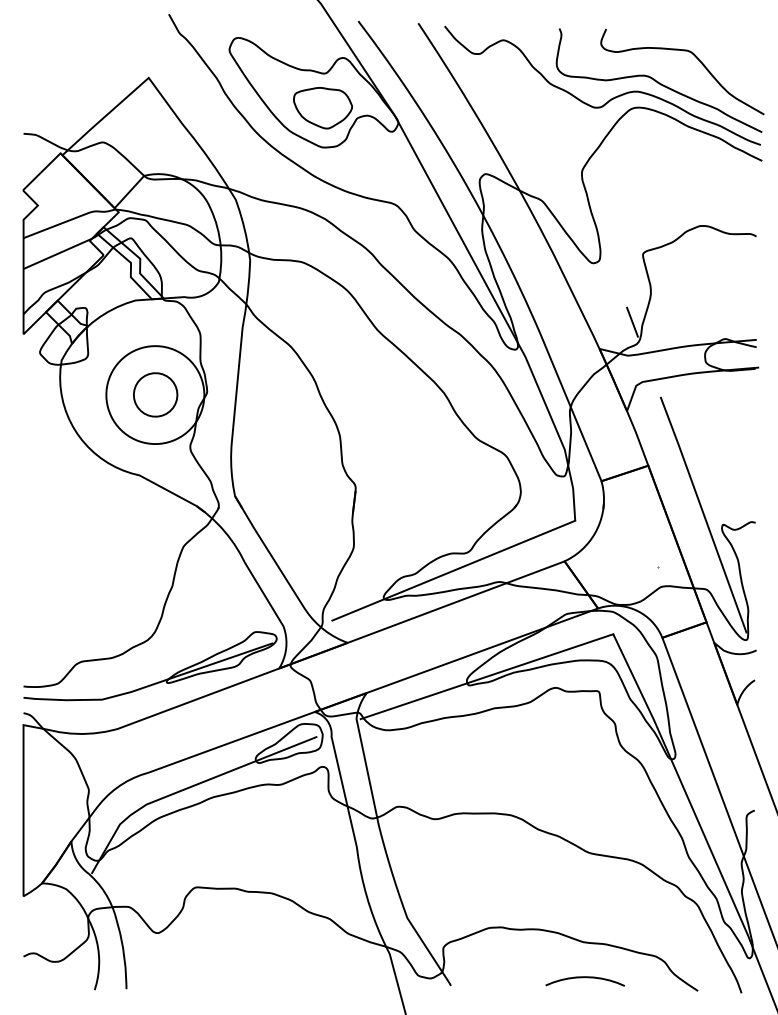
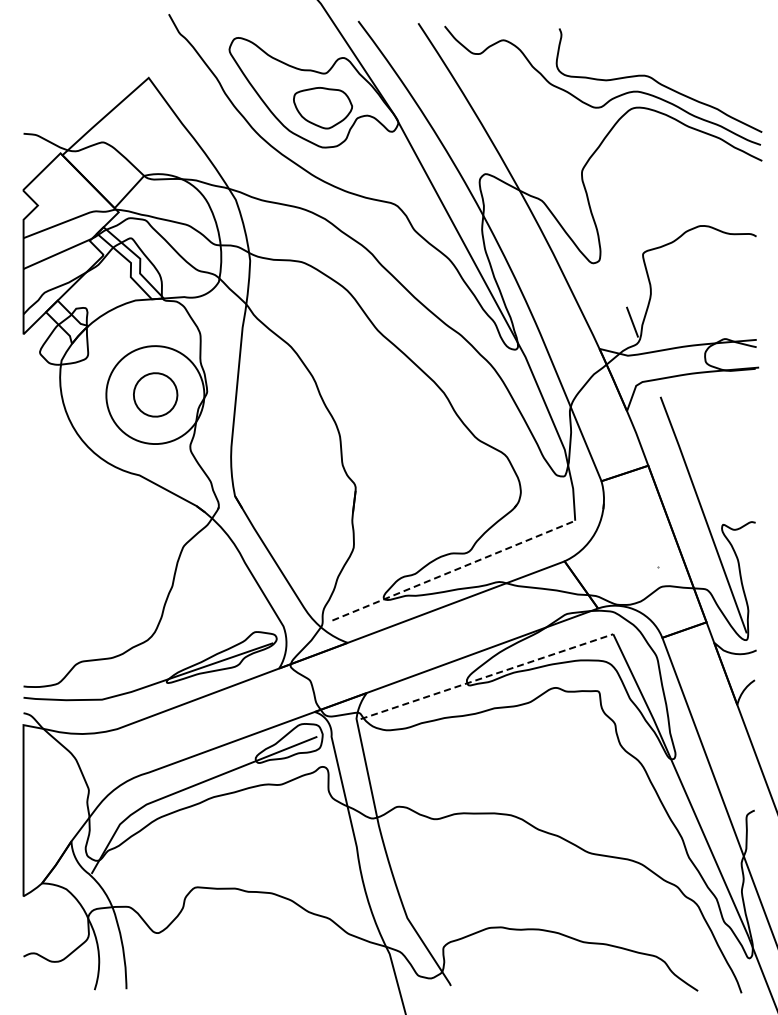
curve: present -> none (695, 57)
line: solid -> dashed (454, 570)
line: solid -> dashed (487, 676)
curve: present -> none (583, 978)
